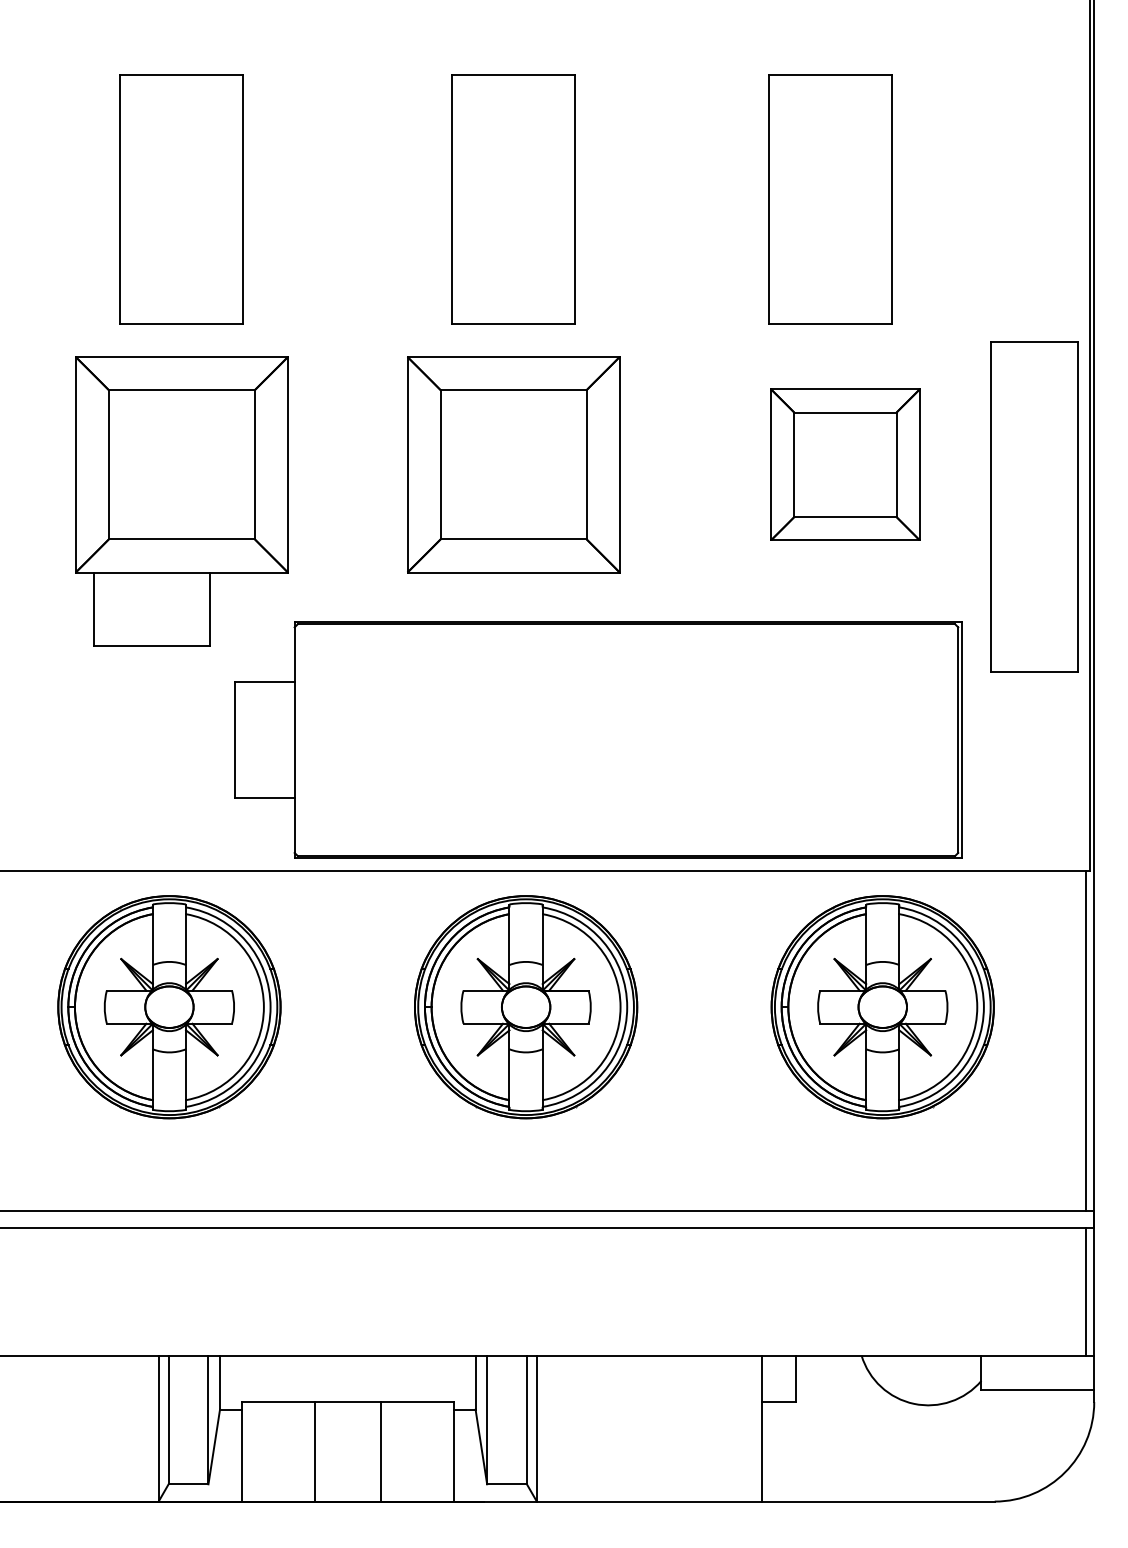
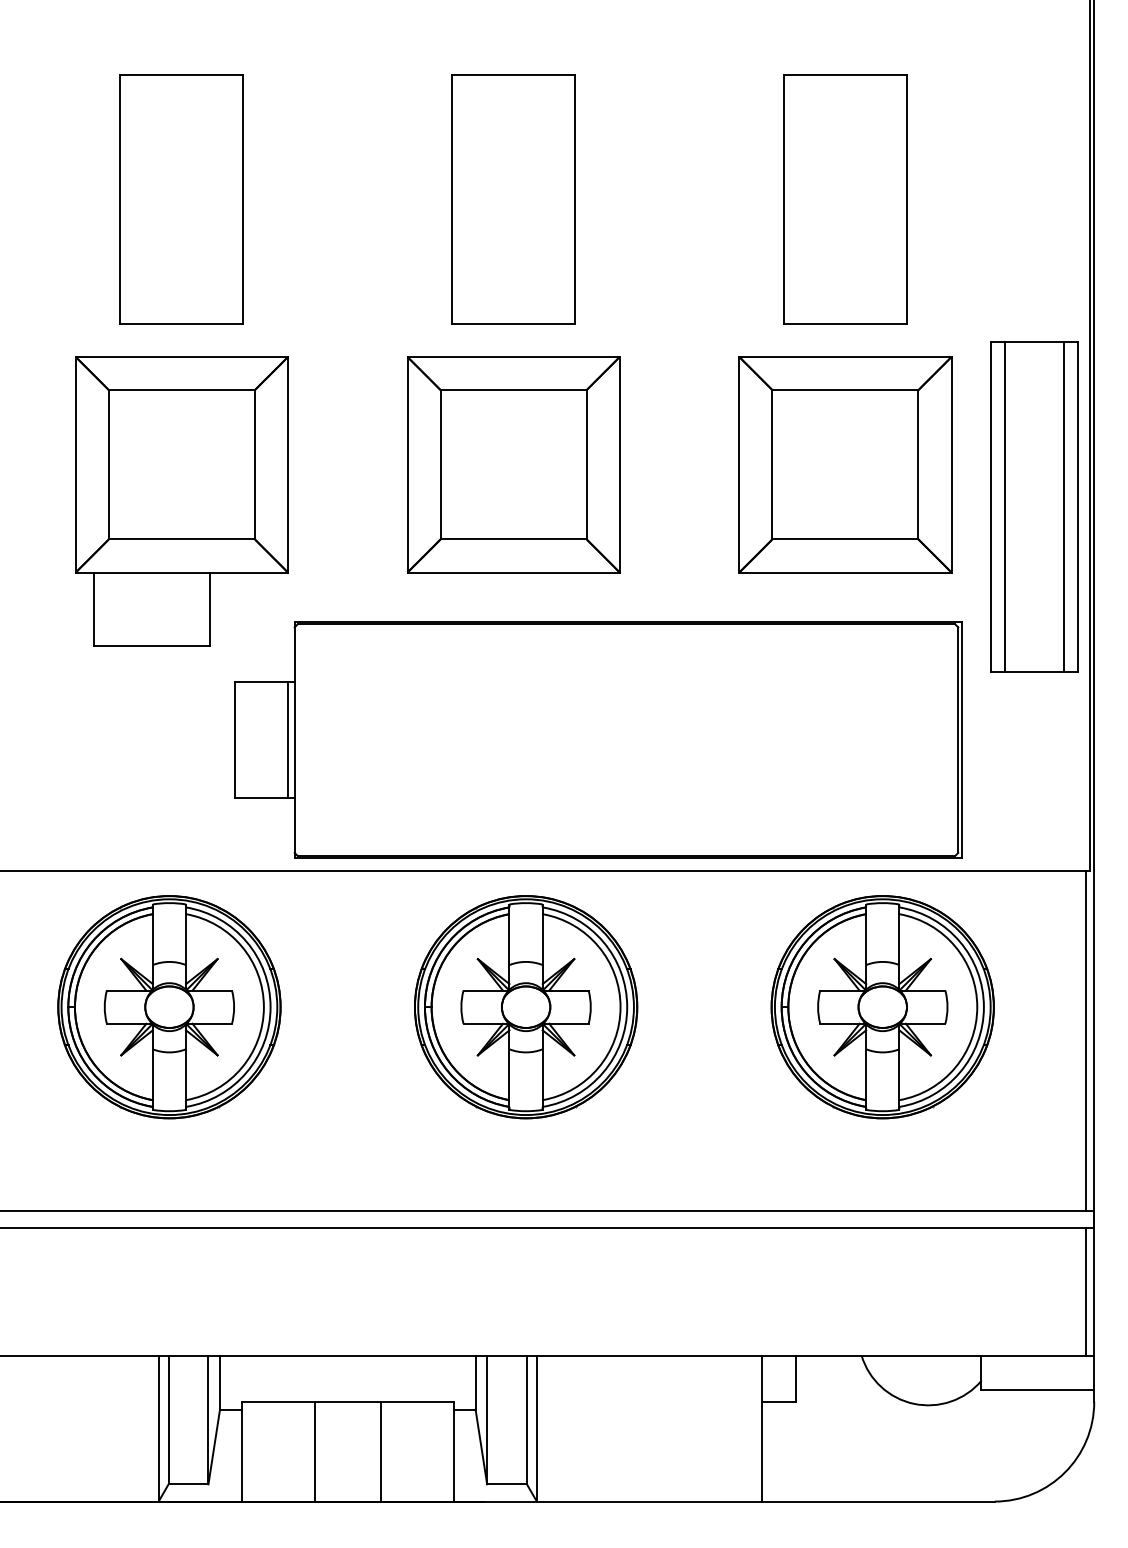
part position: (830, 199) -> (845, 199) (845, 199)
part size: 151x153 px -> 215x218 px (845, 464)
line: none -> present (1004, 506)
line: none -> present (1064, 506)
line: none -> present (288, 740)
